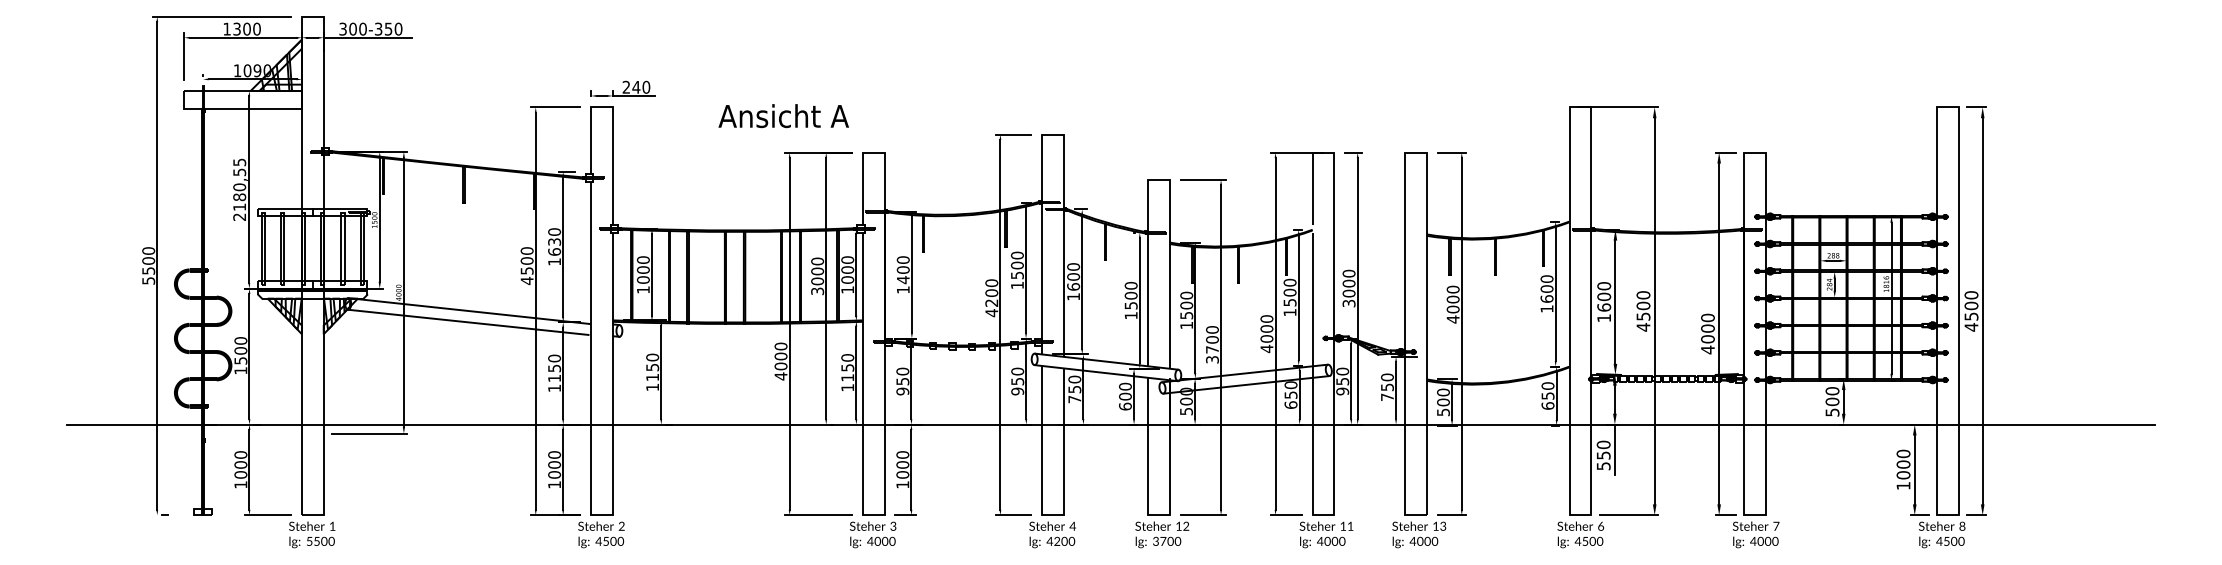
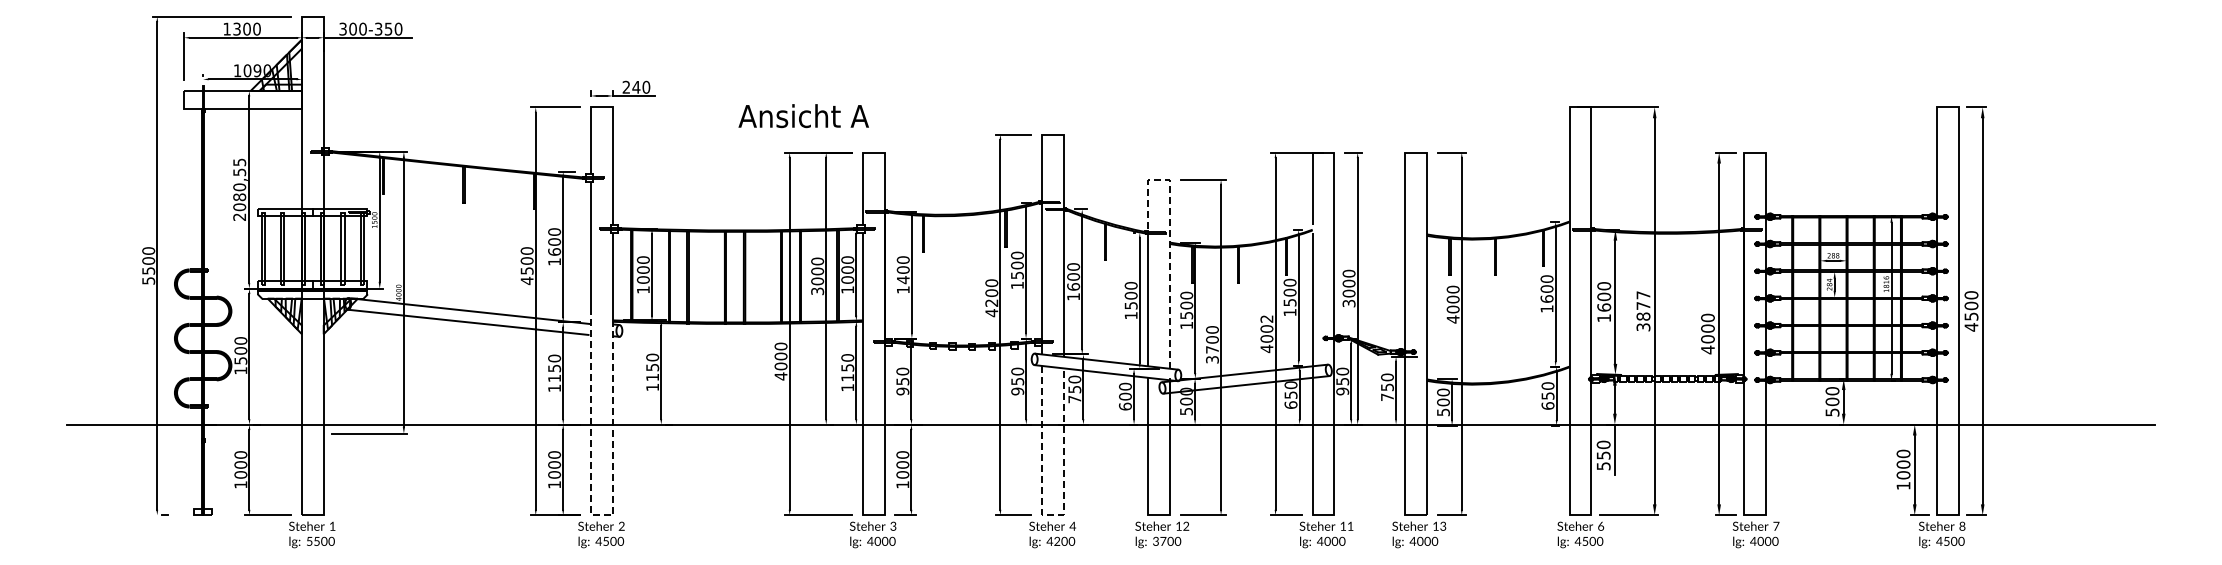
text position: (783, 116) -> (803, 116) (803, 116)
text: 2180,55 -> 2080,55 (239, 207)
line: solid -> dashed (1170, 235)
text: 1630 -> 1600 (554, 241)
text: 4500 -> 3877 (1643, 311)
text: 4000 -> 4002 (1266, 318)
line: solid -> dashed (594, 515)
line: solid -> dashed (1052, 515)
